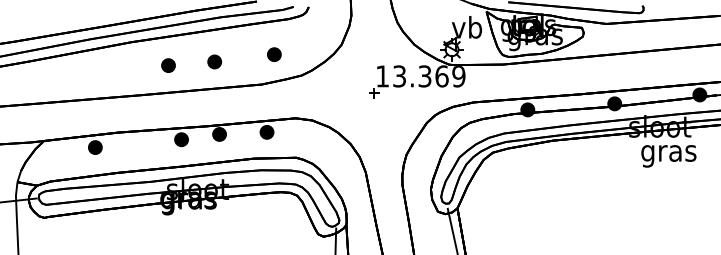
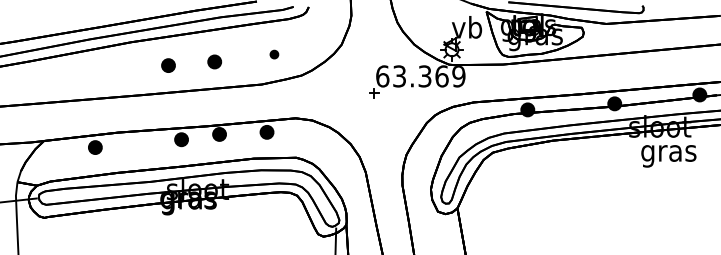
part size: 15x15 px -> 11x11 px (274, 54)
text: 13.369 -> 63.369 (382, 76)
line: present -> none (452, 229)
